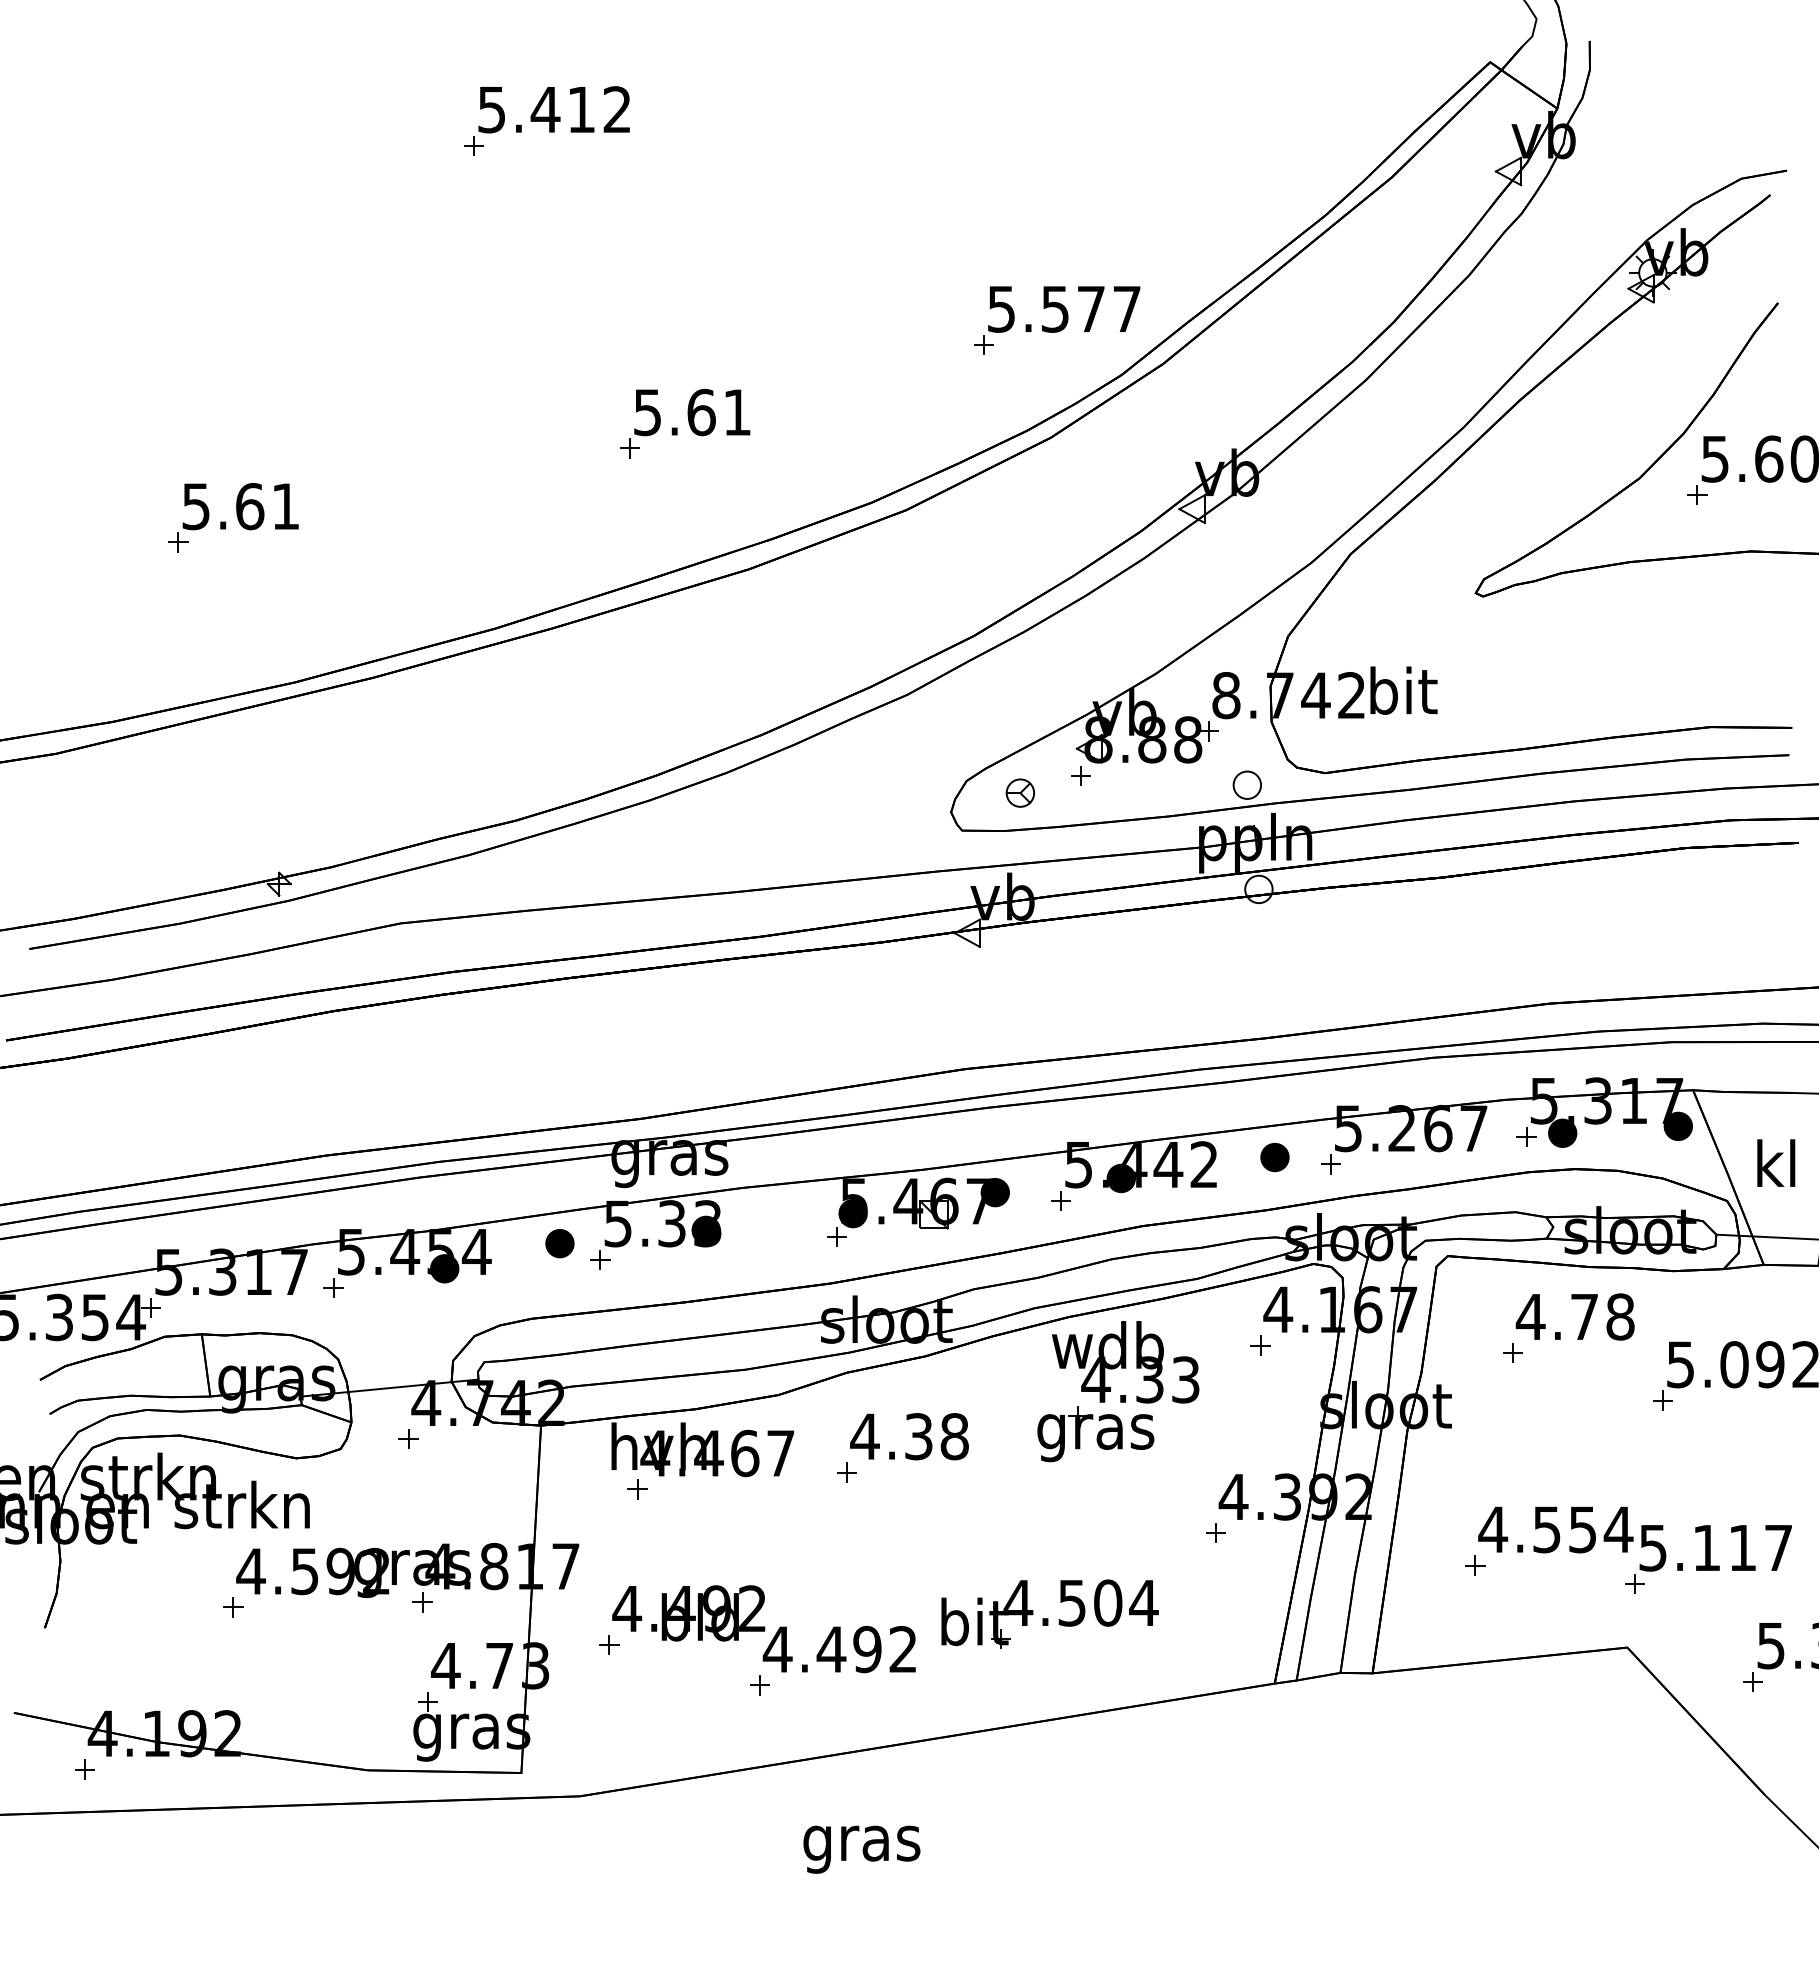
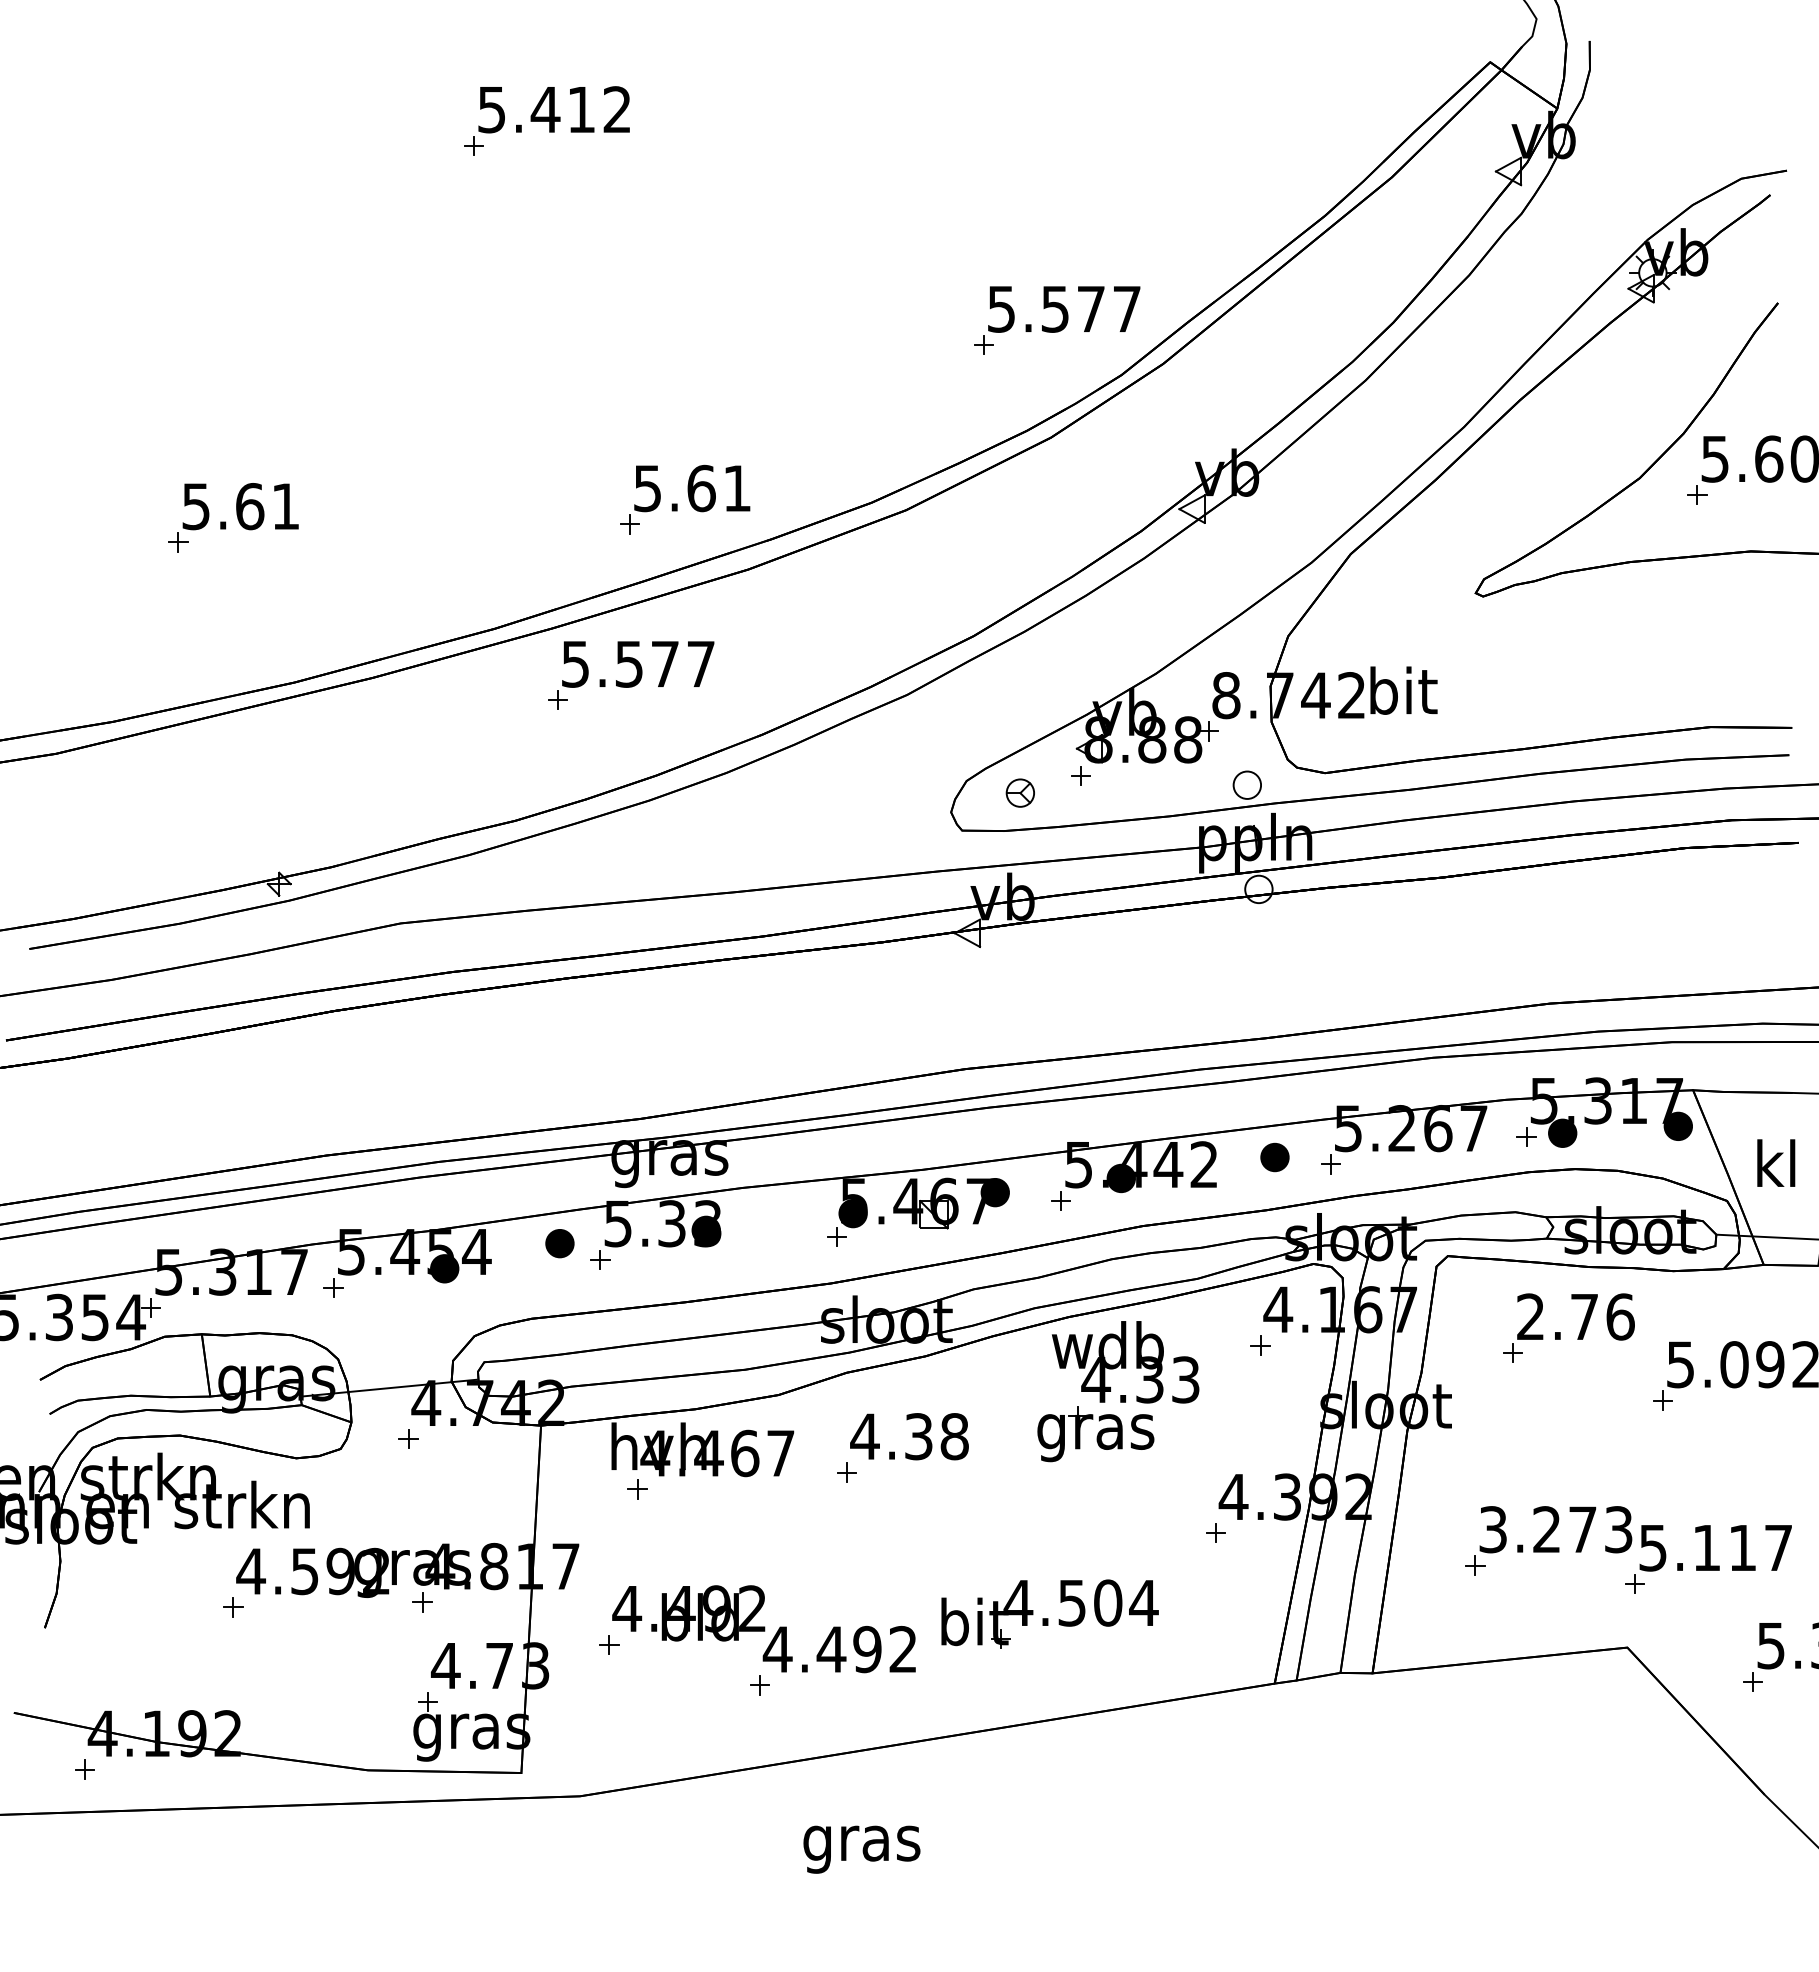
part position: (685, 423) -> (685, 499) (685, 499)
part: none -> present (631, 675)
text: 4.78 -> 2.76 (1574, 1316)
text: 4.554 -> 3.273 (1555, 1529)
